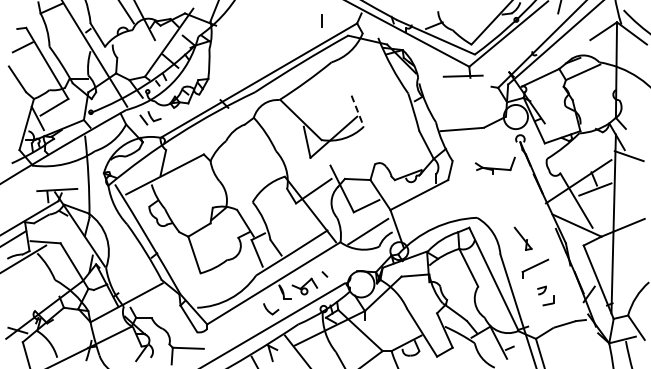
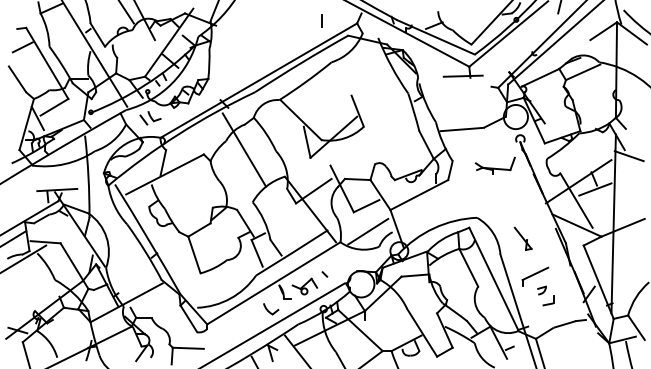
line: dashed -> solid (357, 111)
line: none -> present (244, 149)
part position: (535, 268) -> (535, 276) (535, 276)
